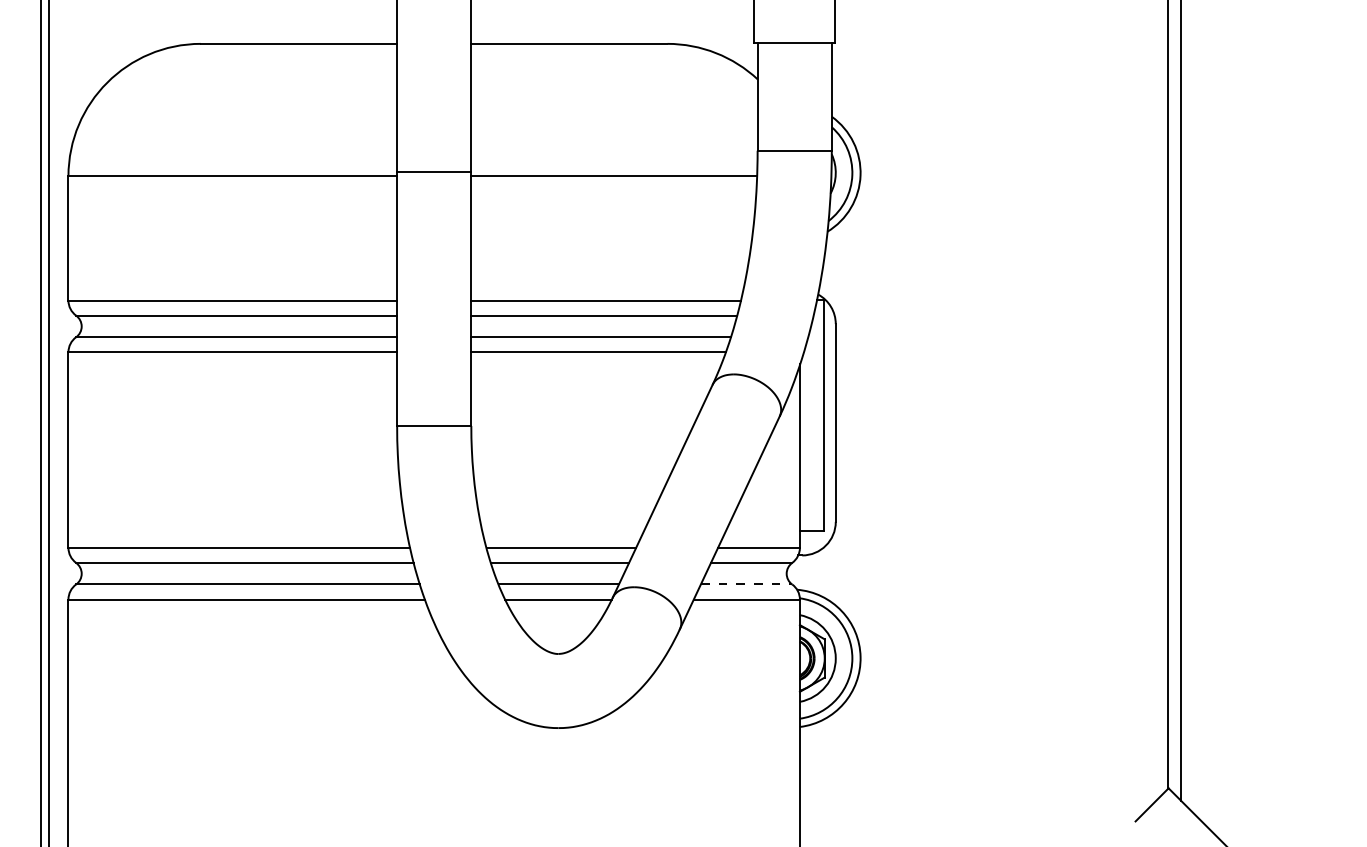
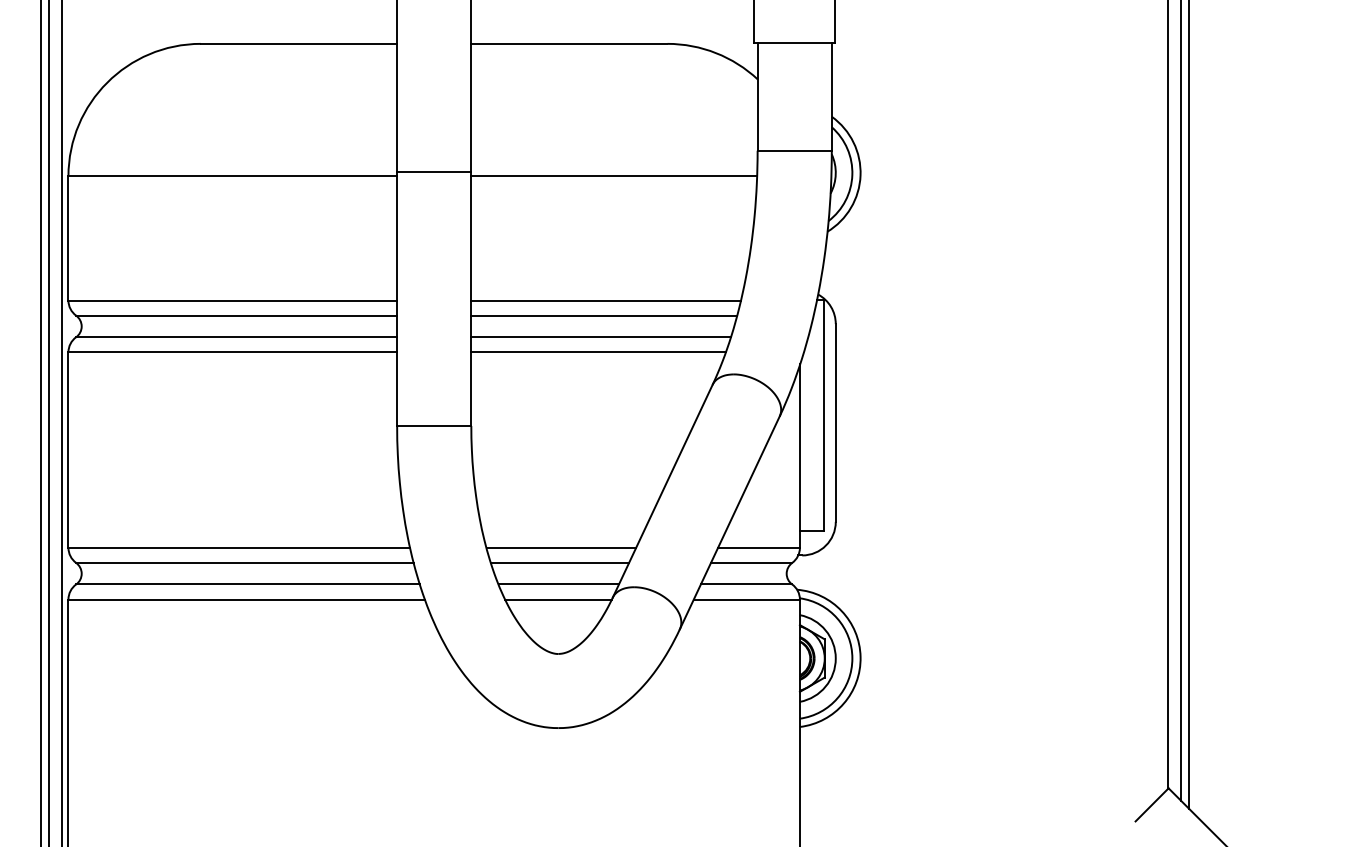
line: none -> present (1189, 405)
line: none -> present (62, 422)
line: dashed -> solid (746, 584)
